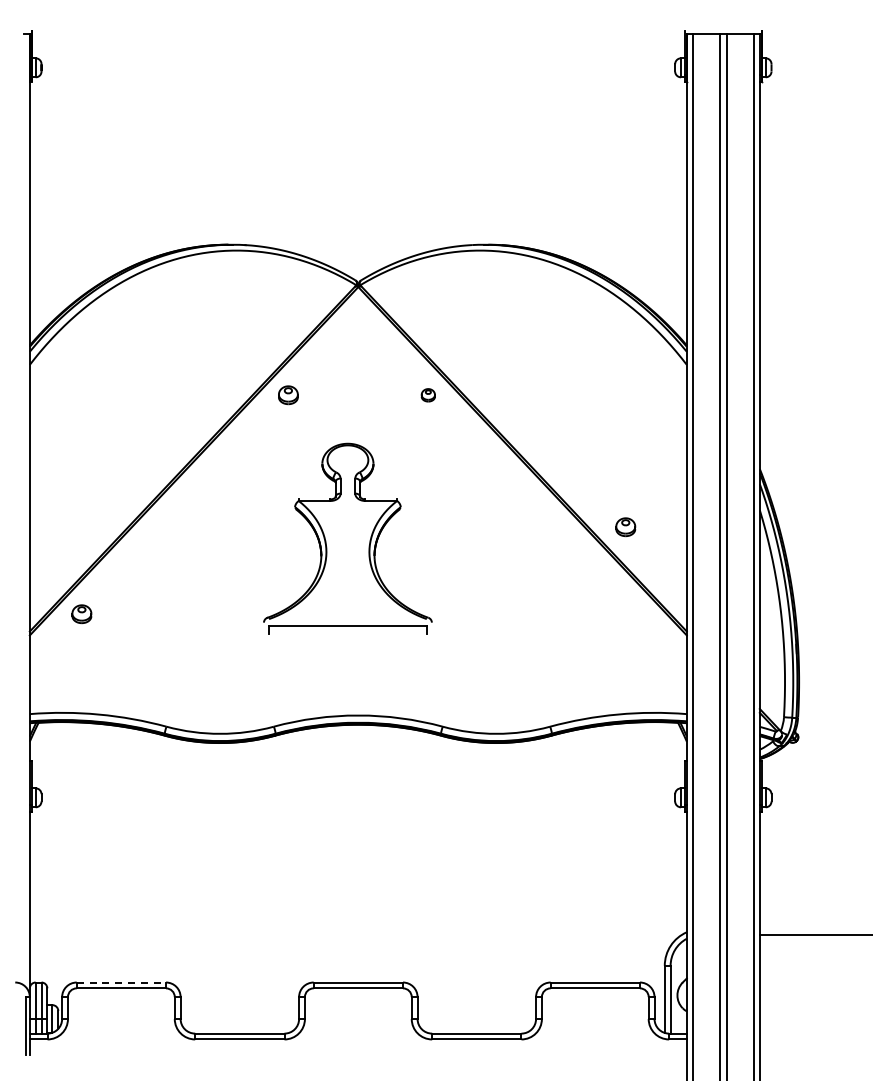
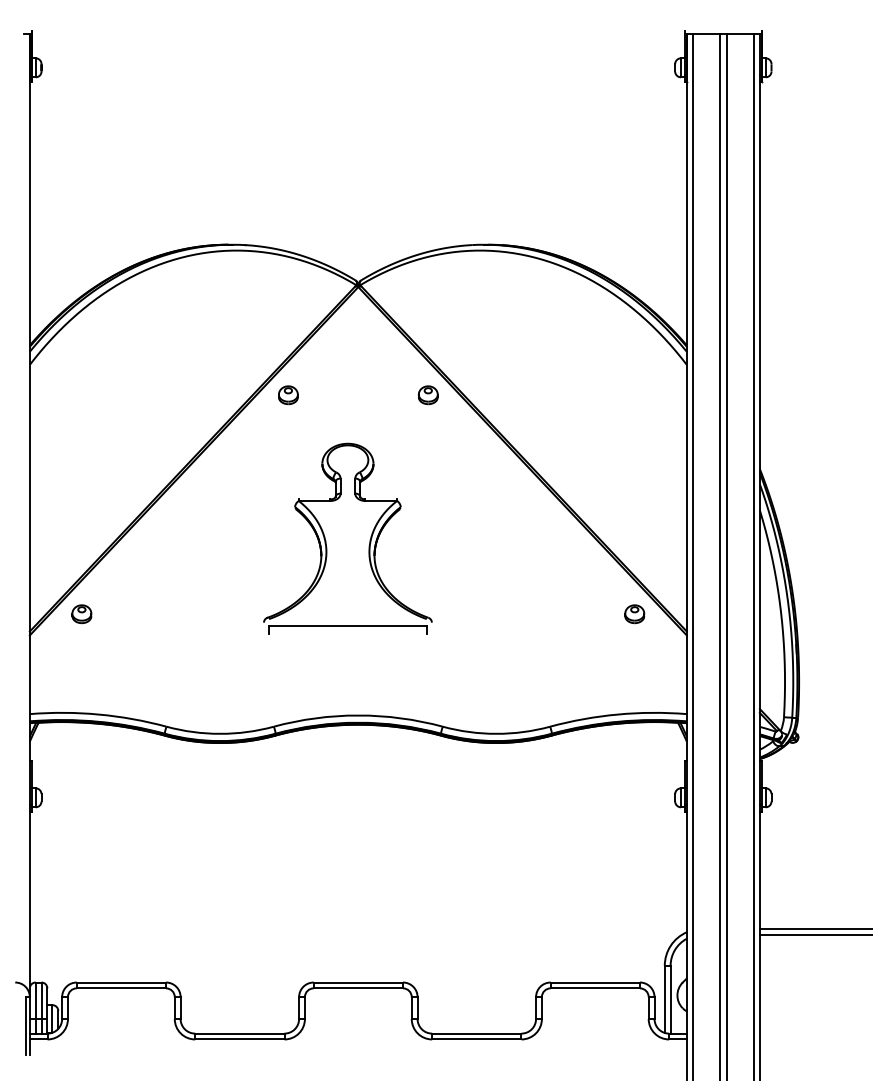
part size: 16x15 px -> 21x21 px (428, 395)
part position: (625, 527) -> (634, 614) (634, 614)
line: none -> present (814, 929)
line: dashed -> solid (121, 982)
